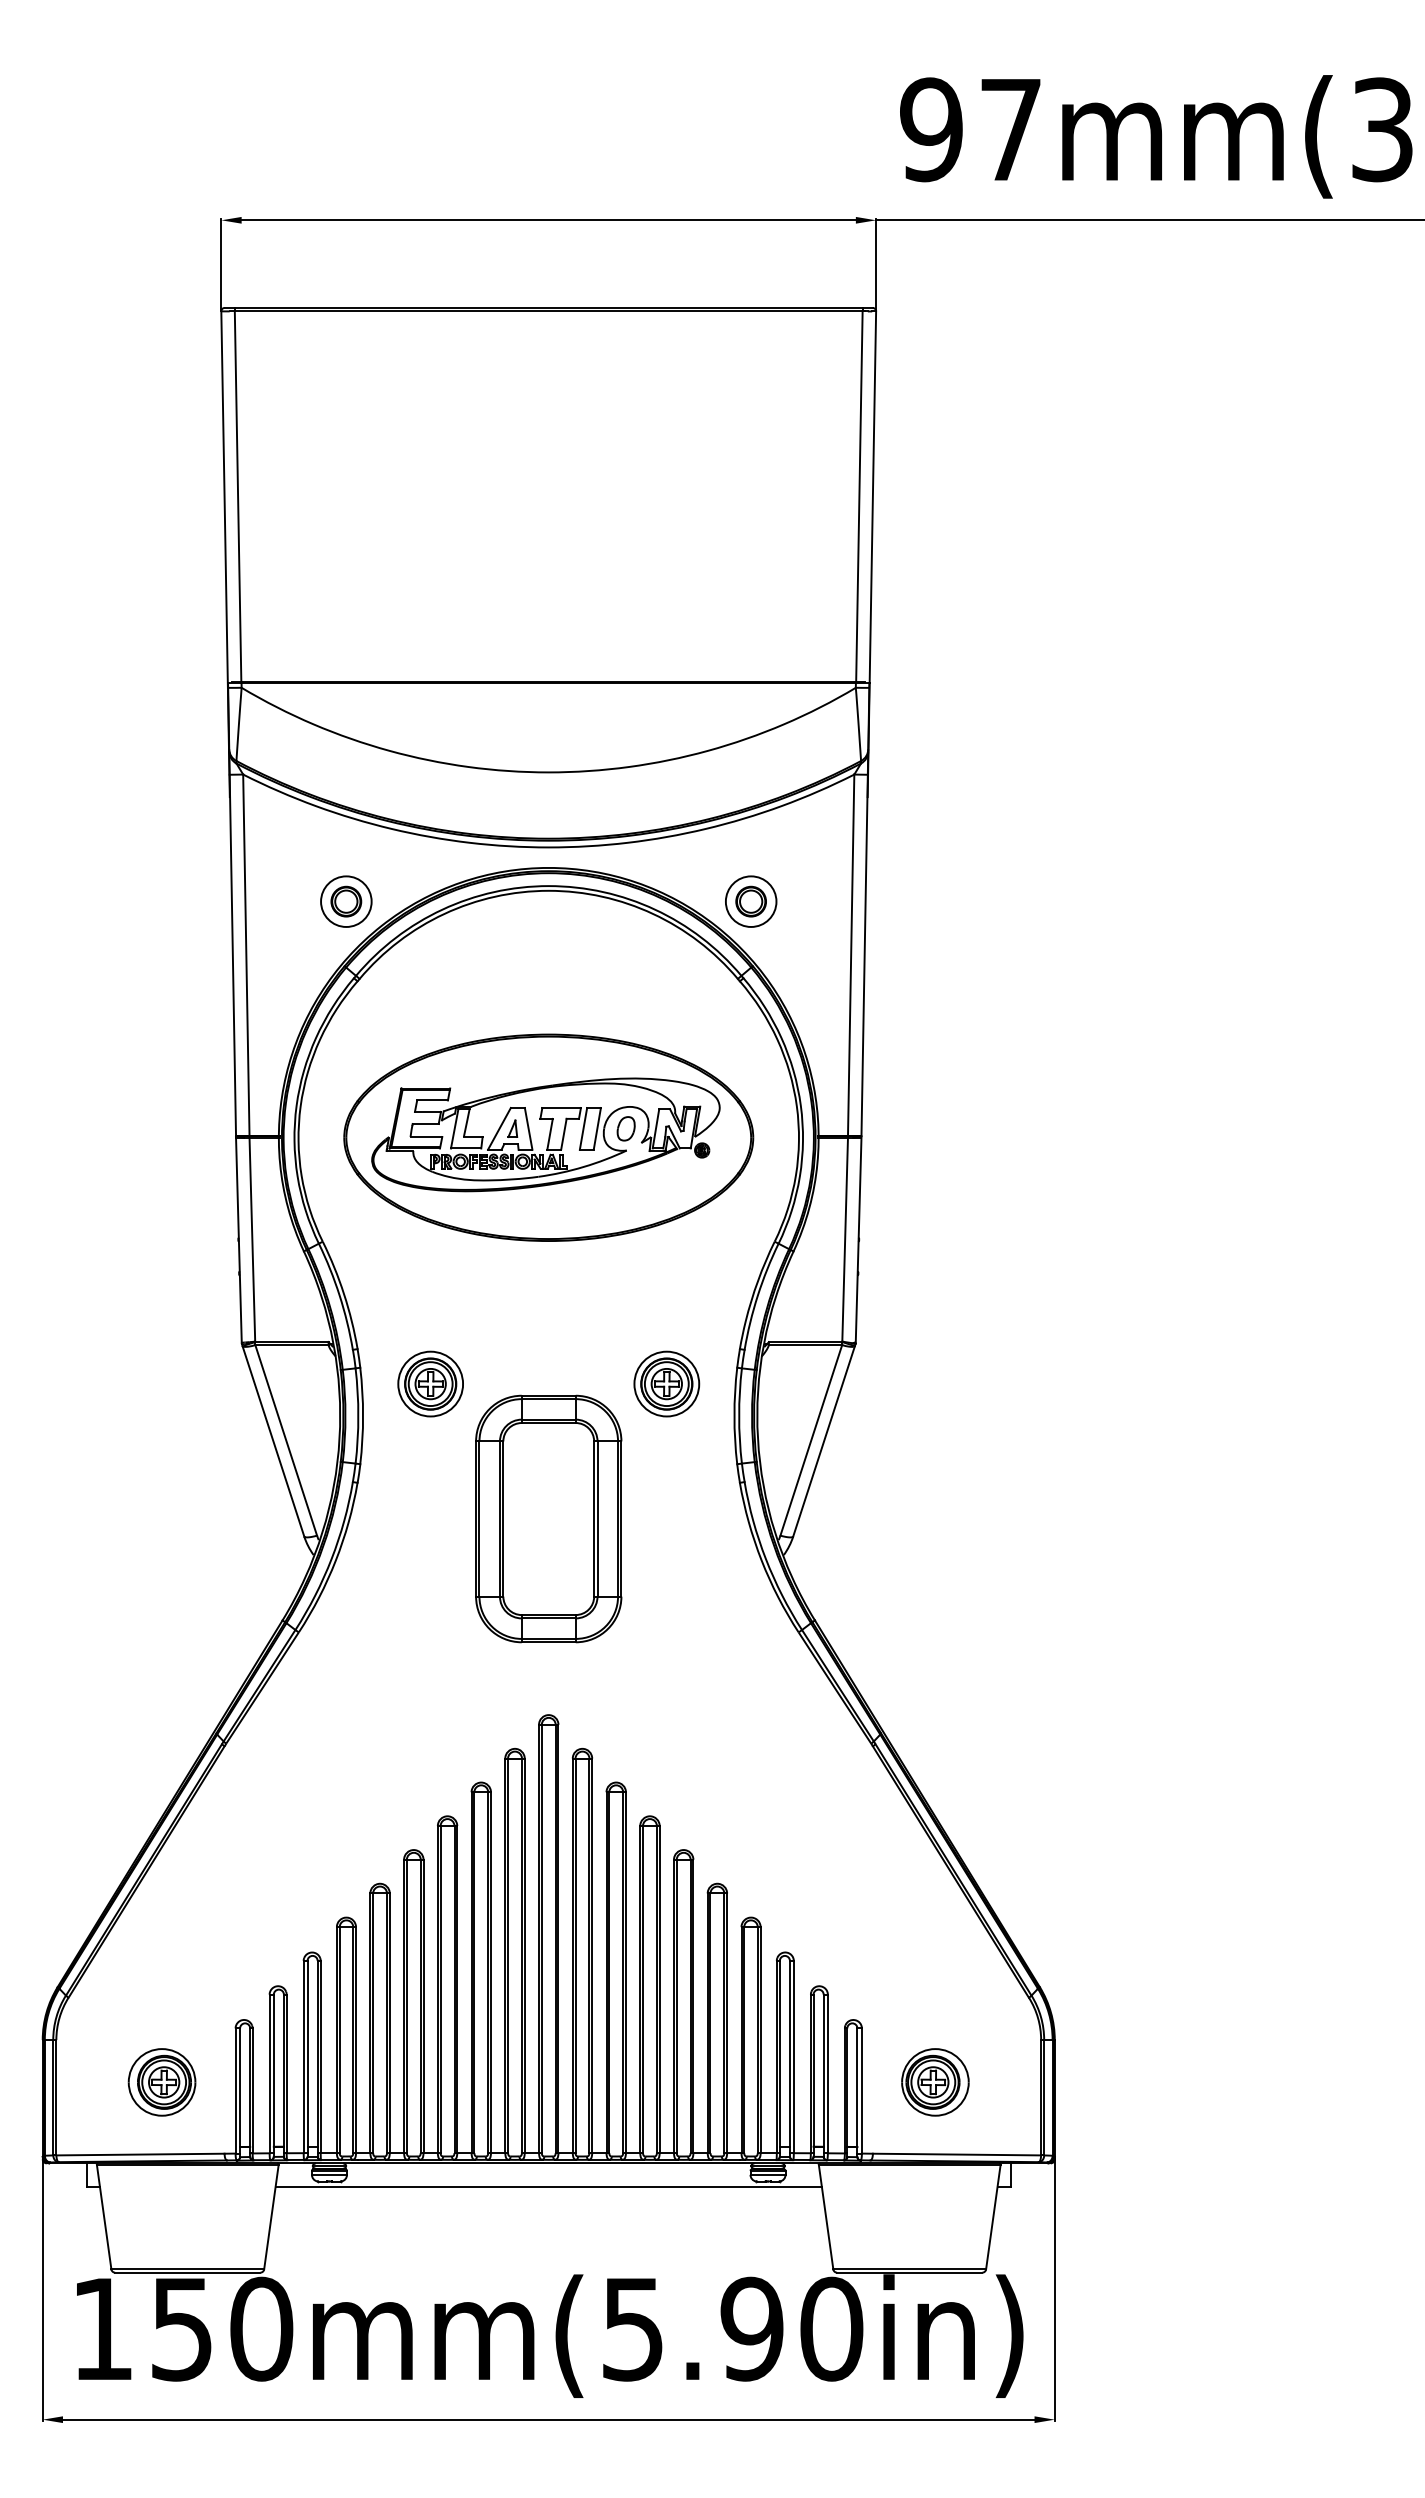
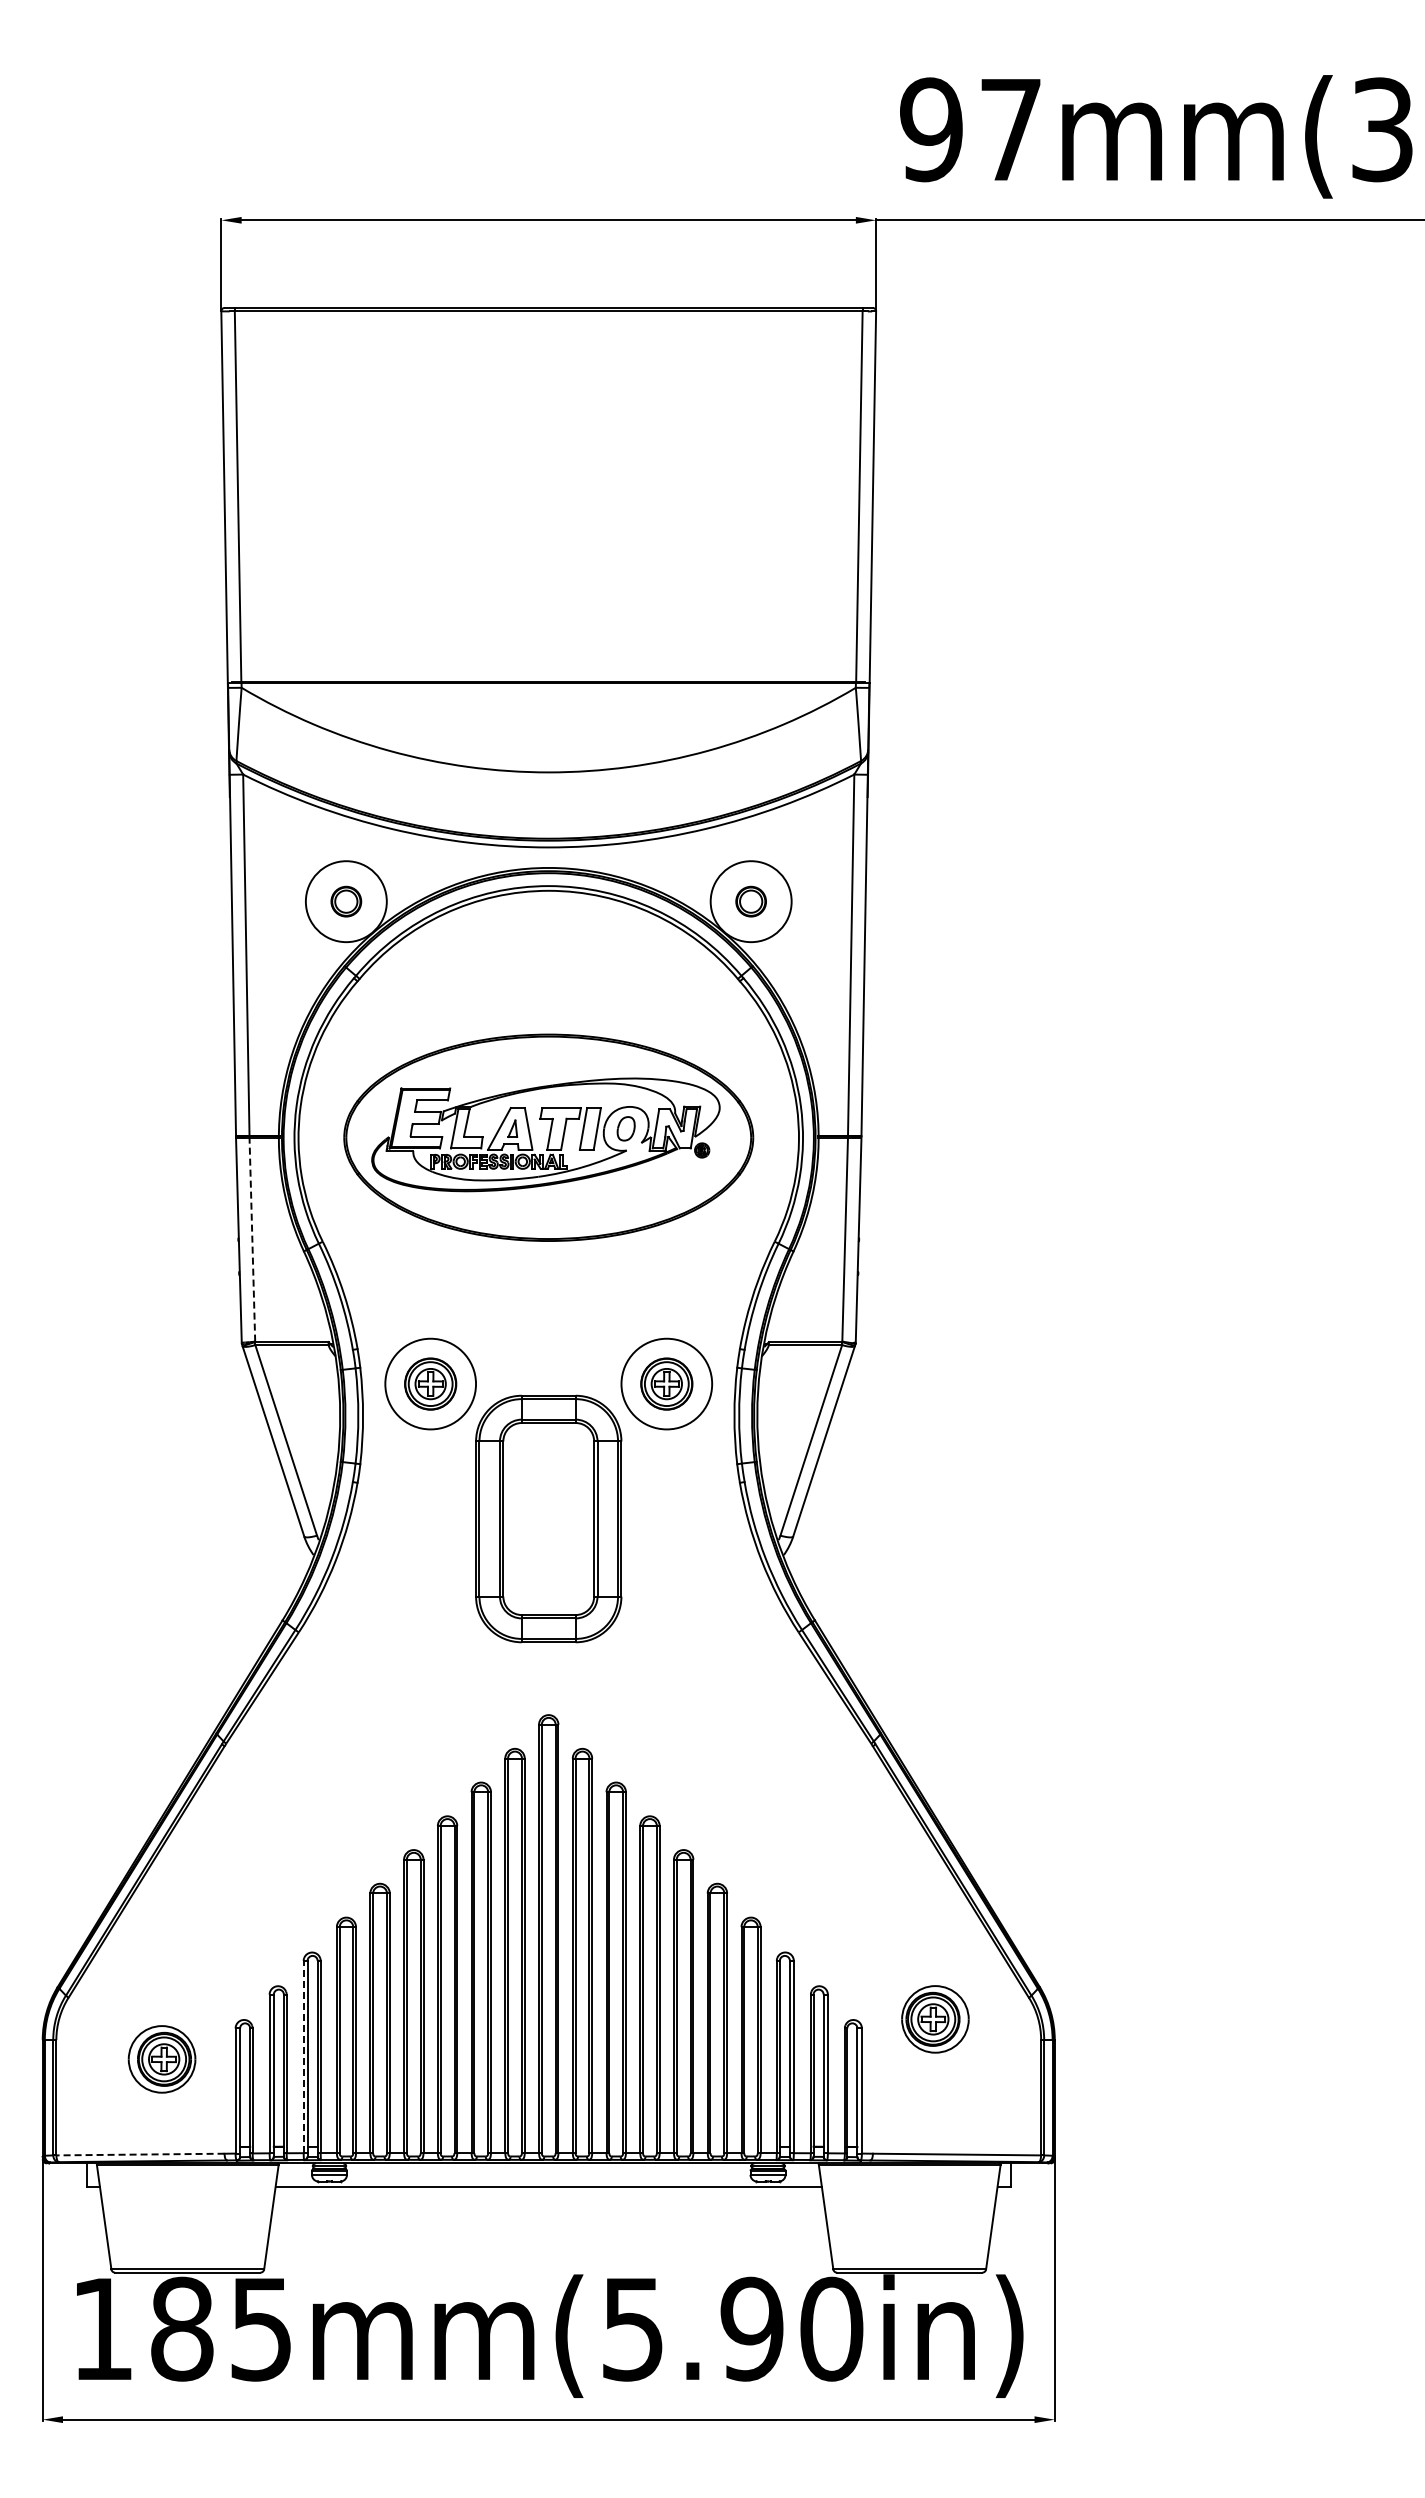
circle diameter: 51 px -> 81 px (345, 901)
circle diameter: 51 px -> 81 px (750, 901)
line: solid -> dashed (252, 1239)
circle diameter: 65 px -> 91 px (430, 1383)
circle diameter: 65 px -> 91 px (666, 1383)
line: solid -> dashed (303, 2056)
part position: (161, 2082) -> (161, 2059) (161, 2059)
part position: (935, 2082) -> (935, 2019) (935, 2019)
line: solid -> dashed (140, 2154)
text: 150mm(5.90in) -> 185mm(5.90in) (222, 2328)
